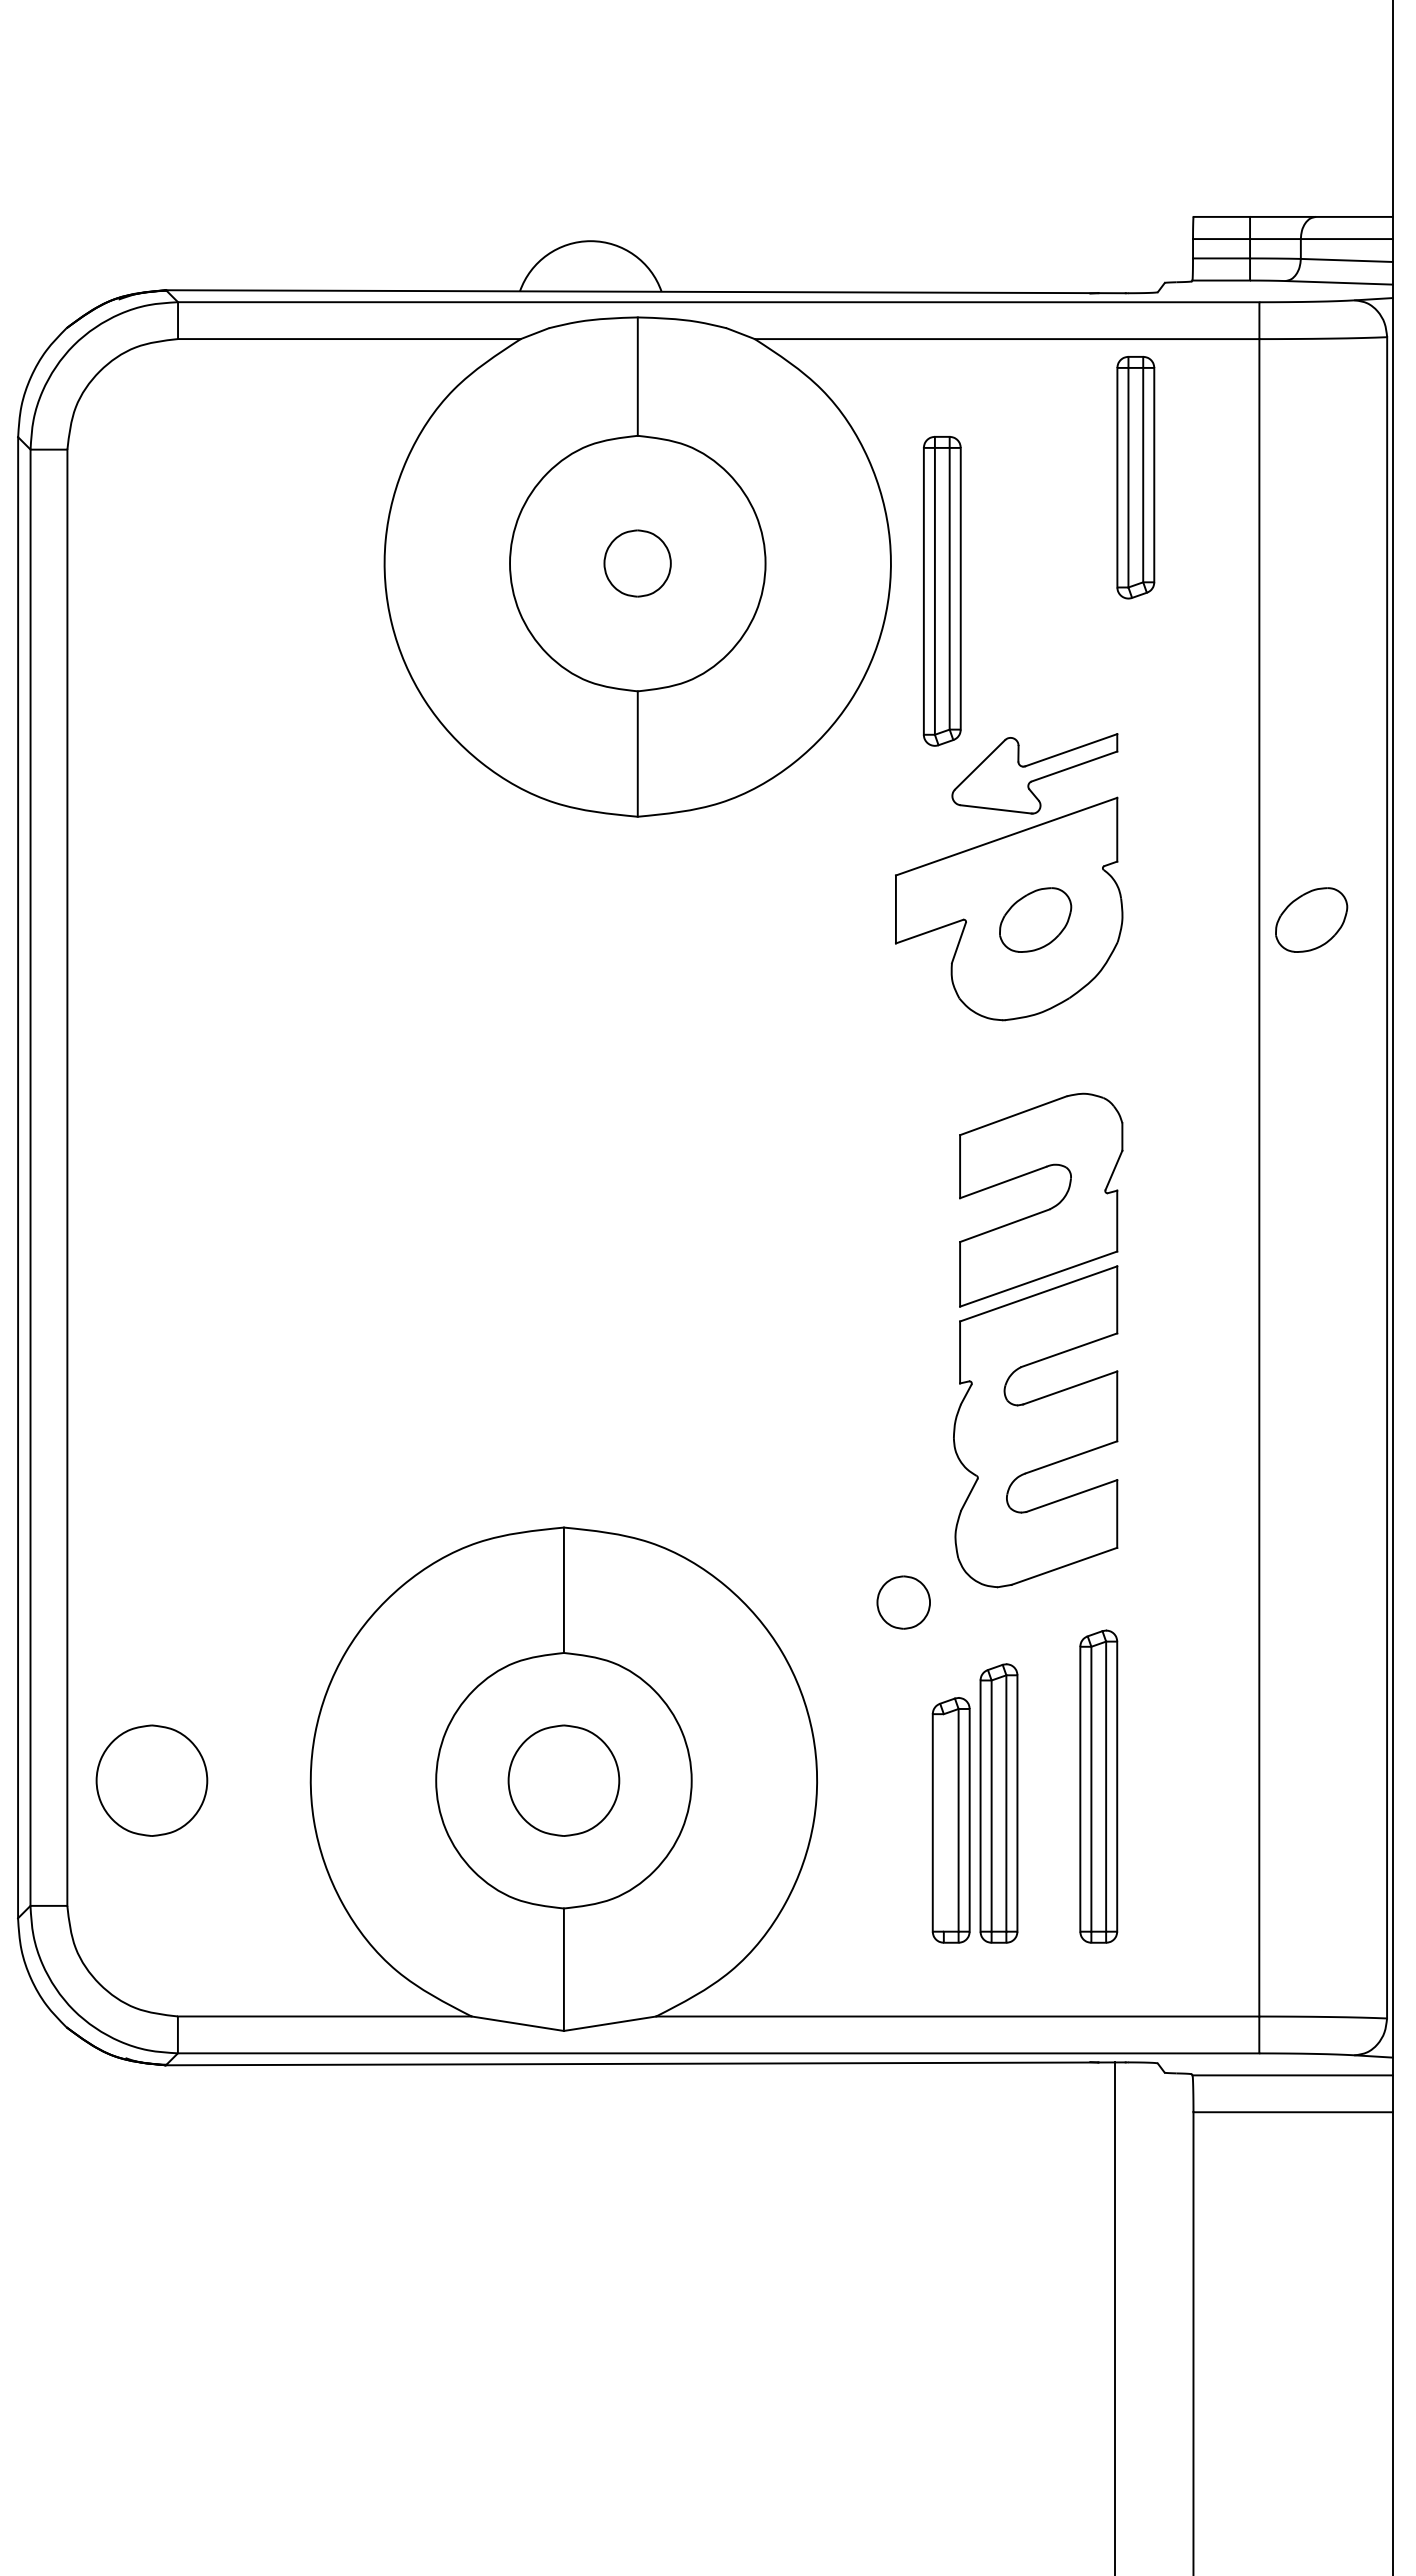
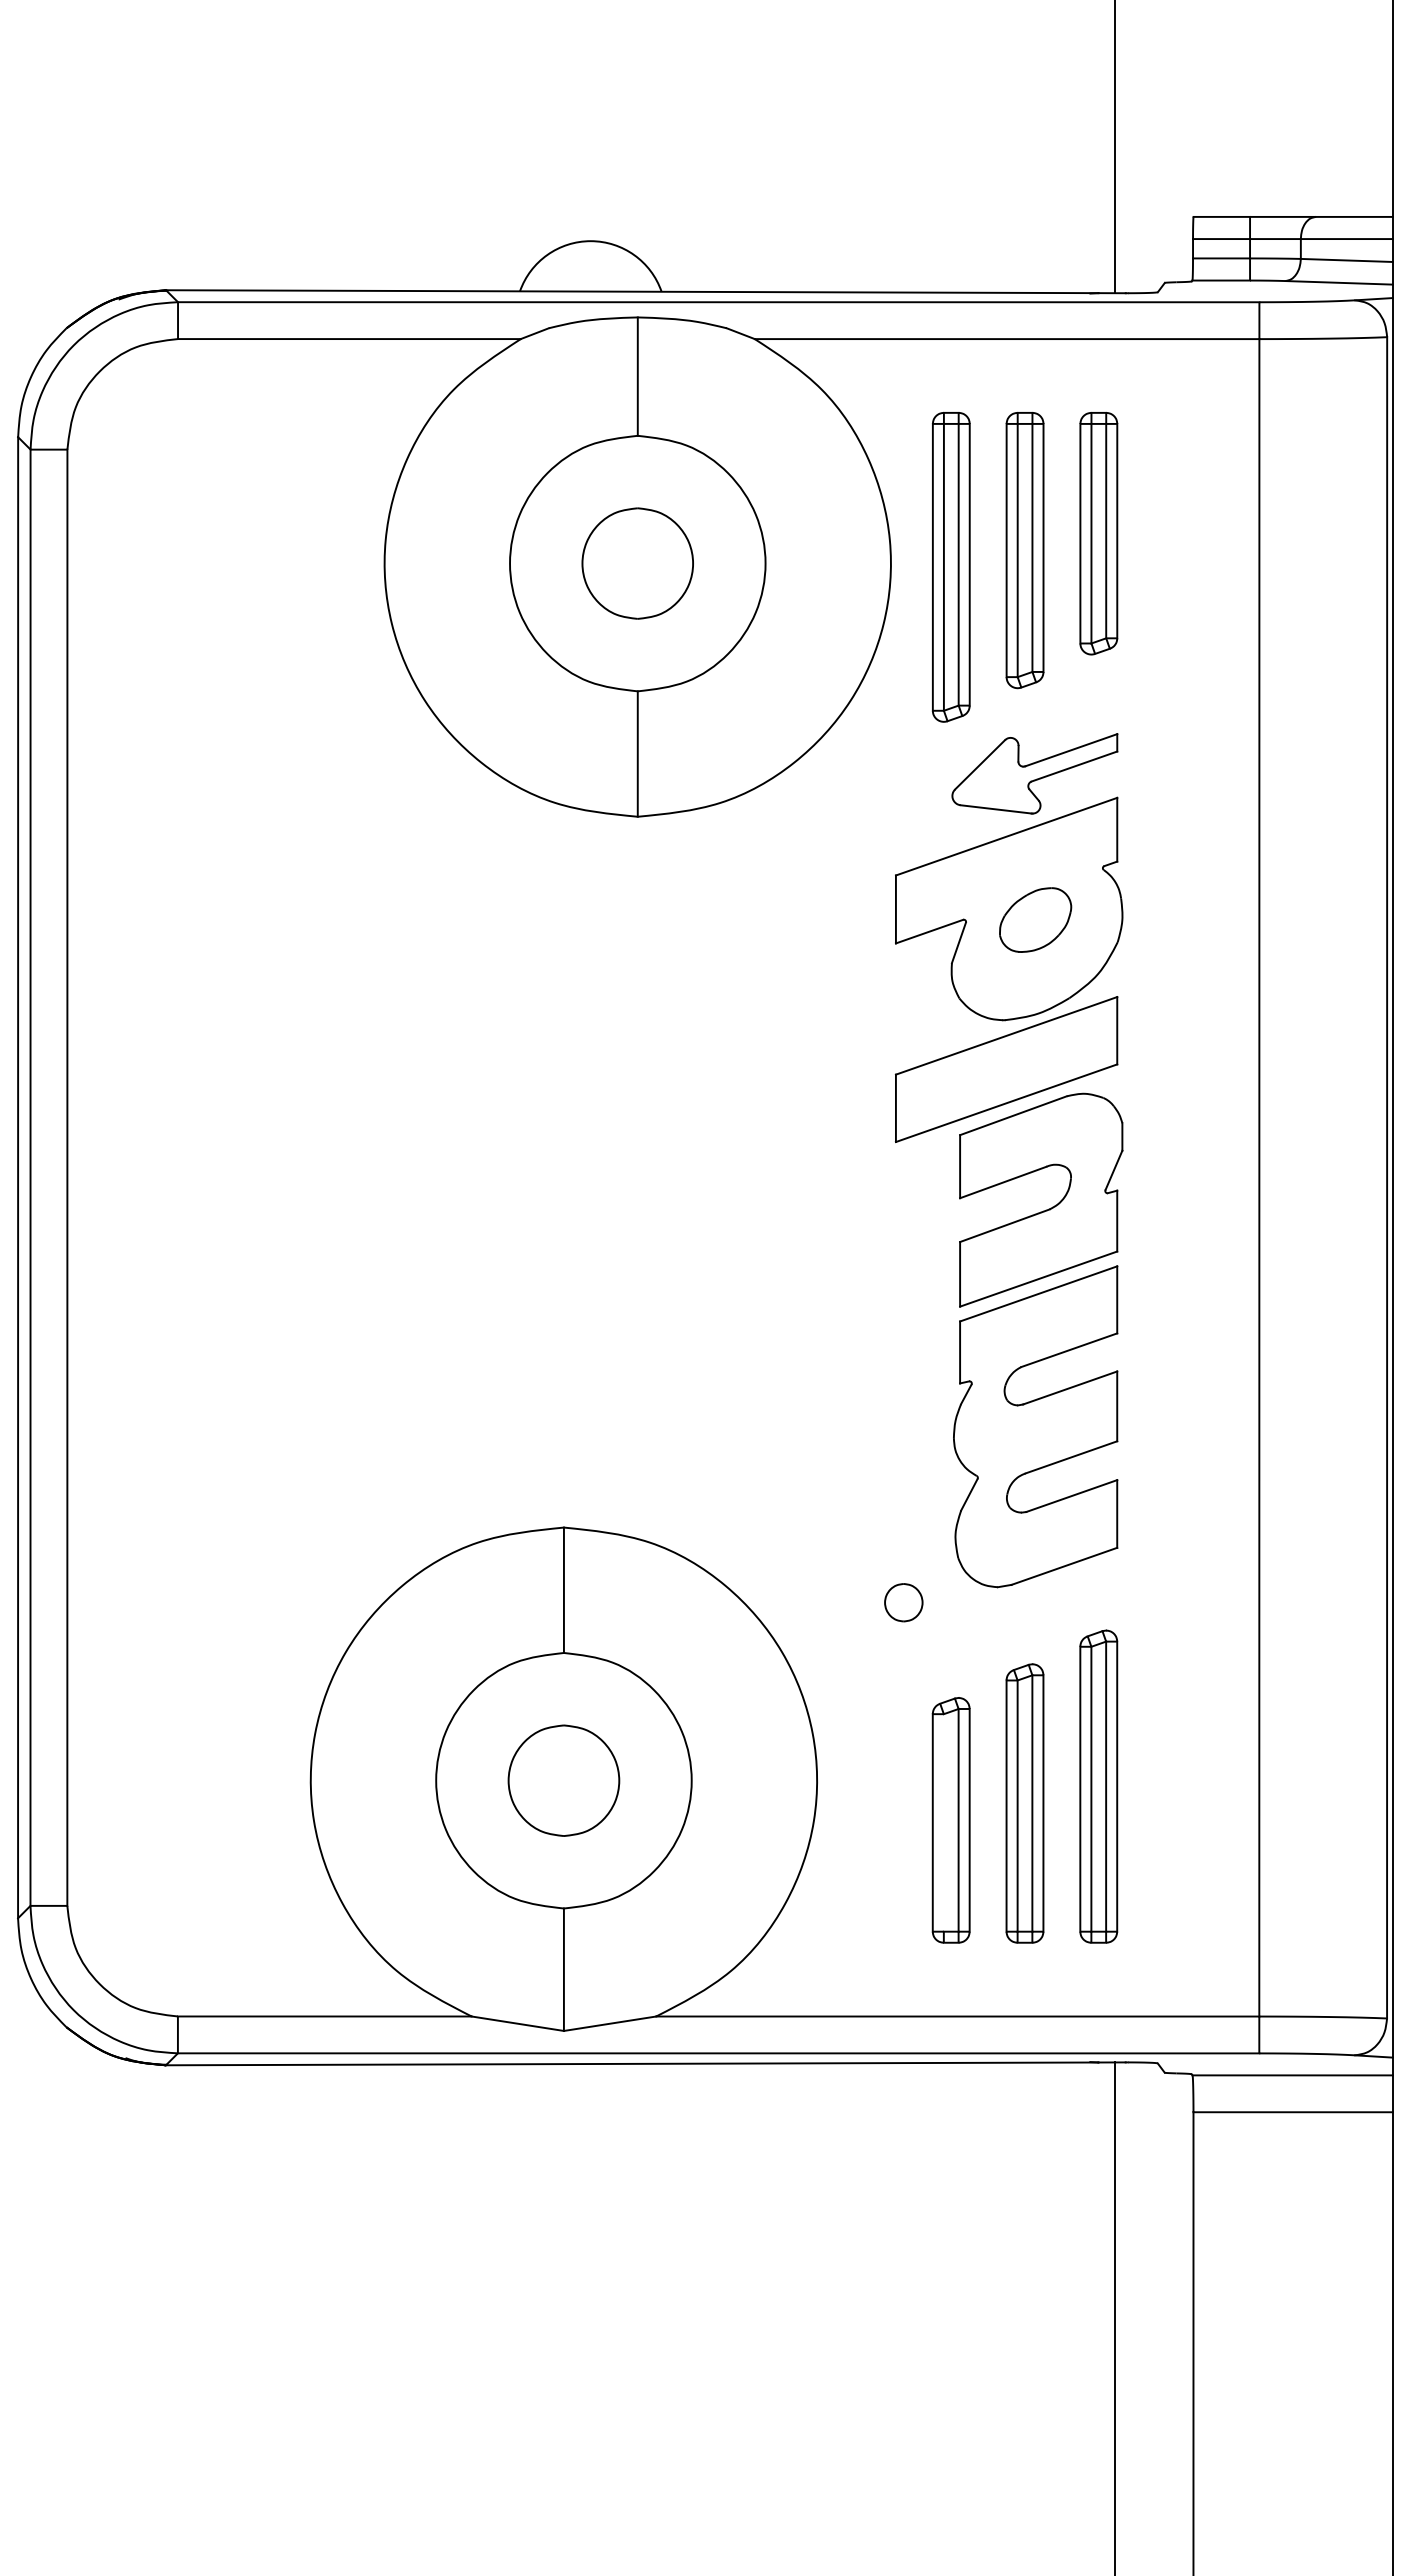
line: none -> present (1115, 147)
part position: (1135, 477) -> (1098, 533) (1098, 533)
part: none -> present (1024, 550)
part size: 69x69 px -> 113x113 px (637, 563)
part position: (941, 590) -> (950, 566) (950, 566)
part: present -> none (1311, 919)
part: none -> present (1006, 1069)
part size: 55x55 px -> 40x40 px (903, 1602)
part: present -> none (151, 1780)
part position: (998, 1803) -> (1024, 1803) (1024, 1803)
